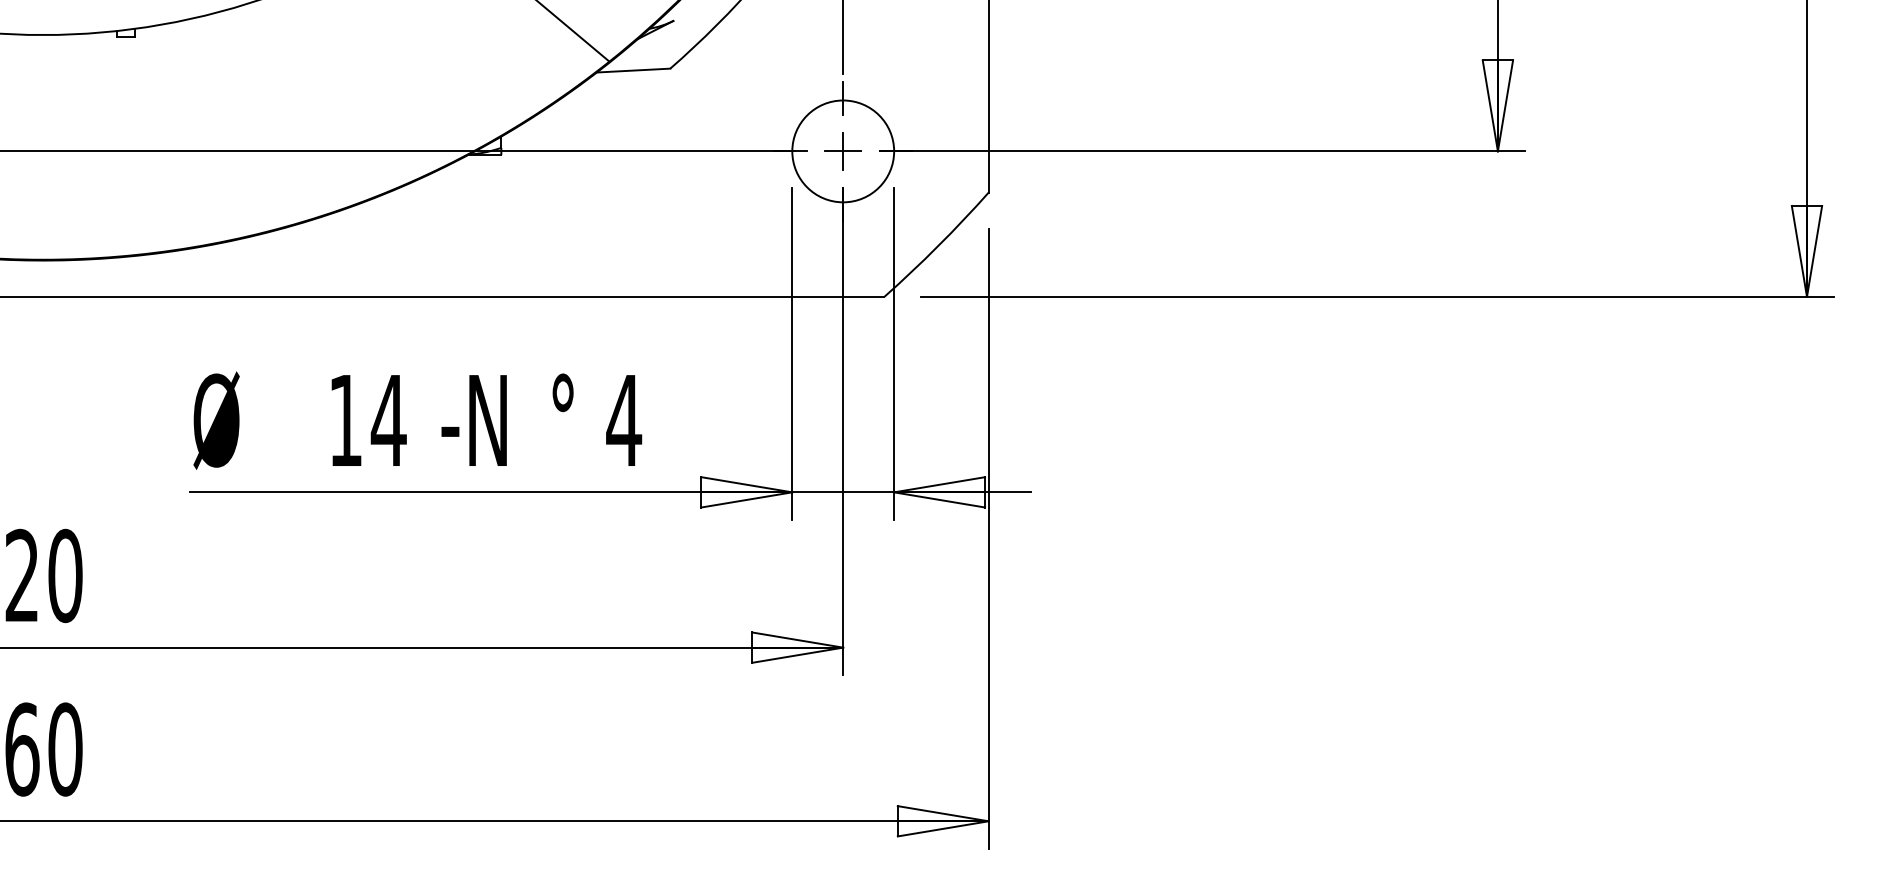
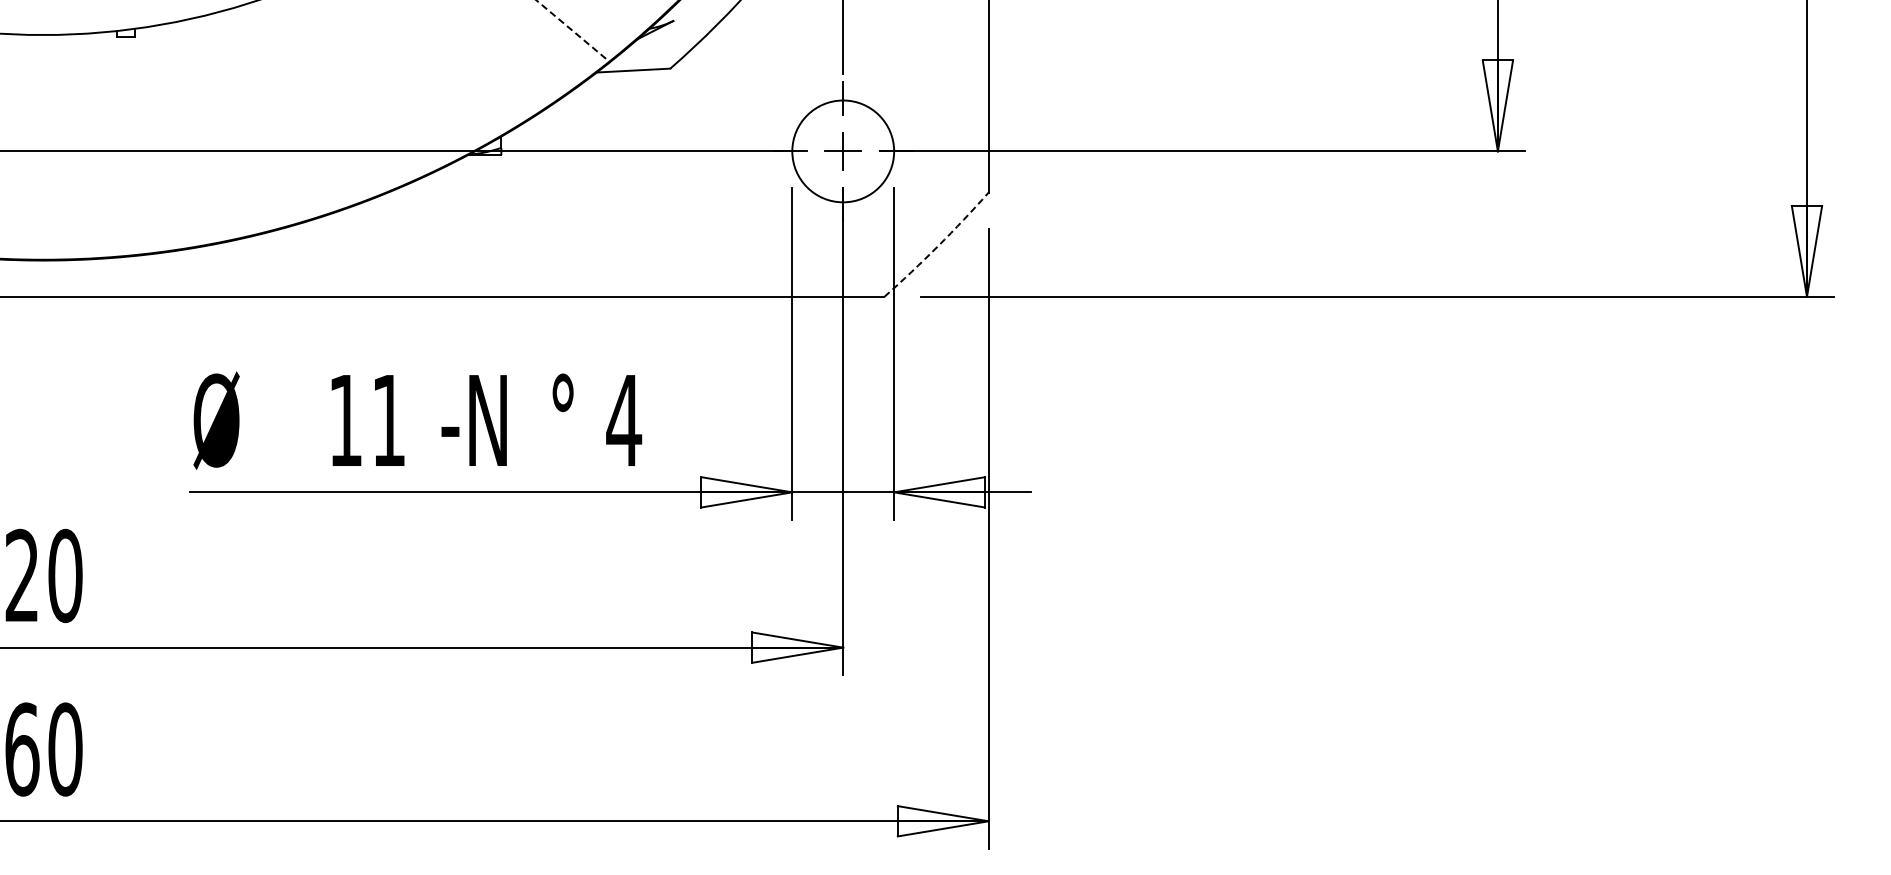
line: solid -> dashed (572, 30)
arc: solid -> dashed (938, 246)
text: 14 -> 11 (388, 420)
